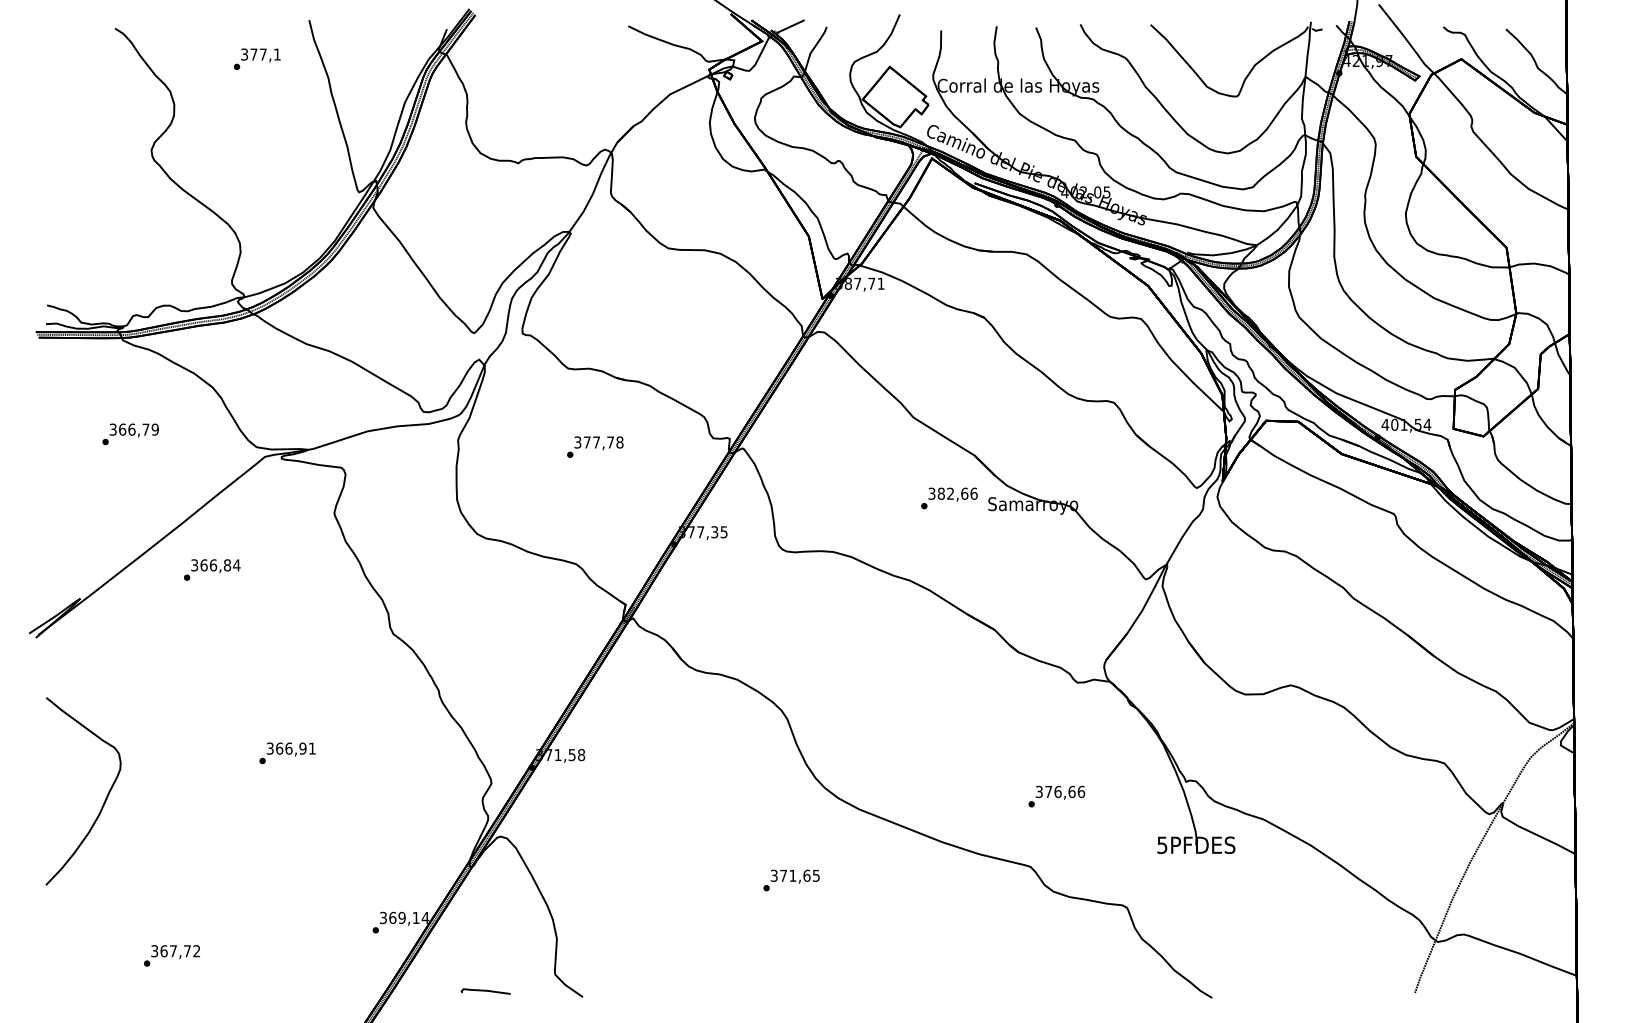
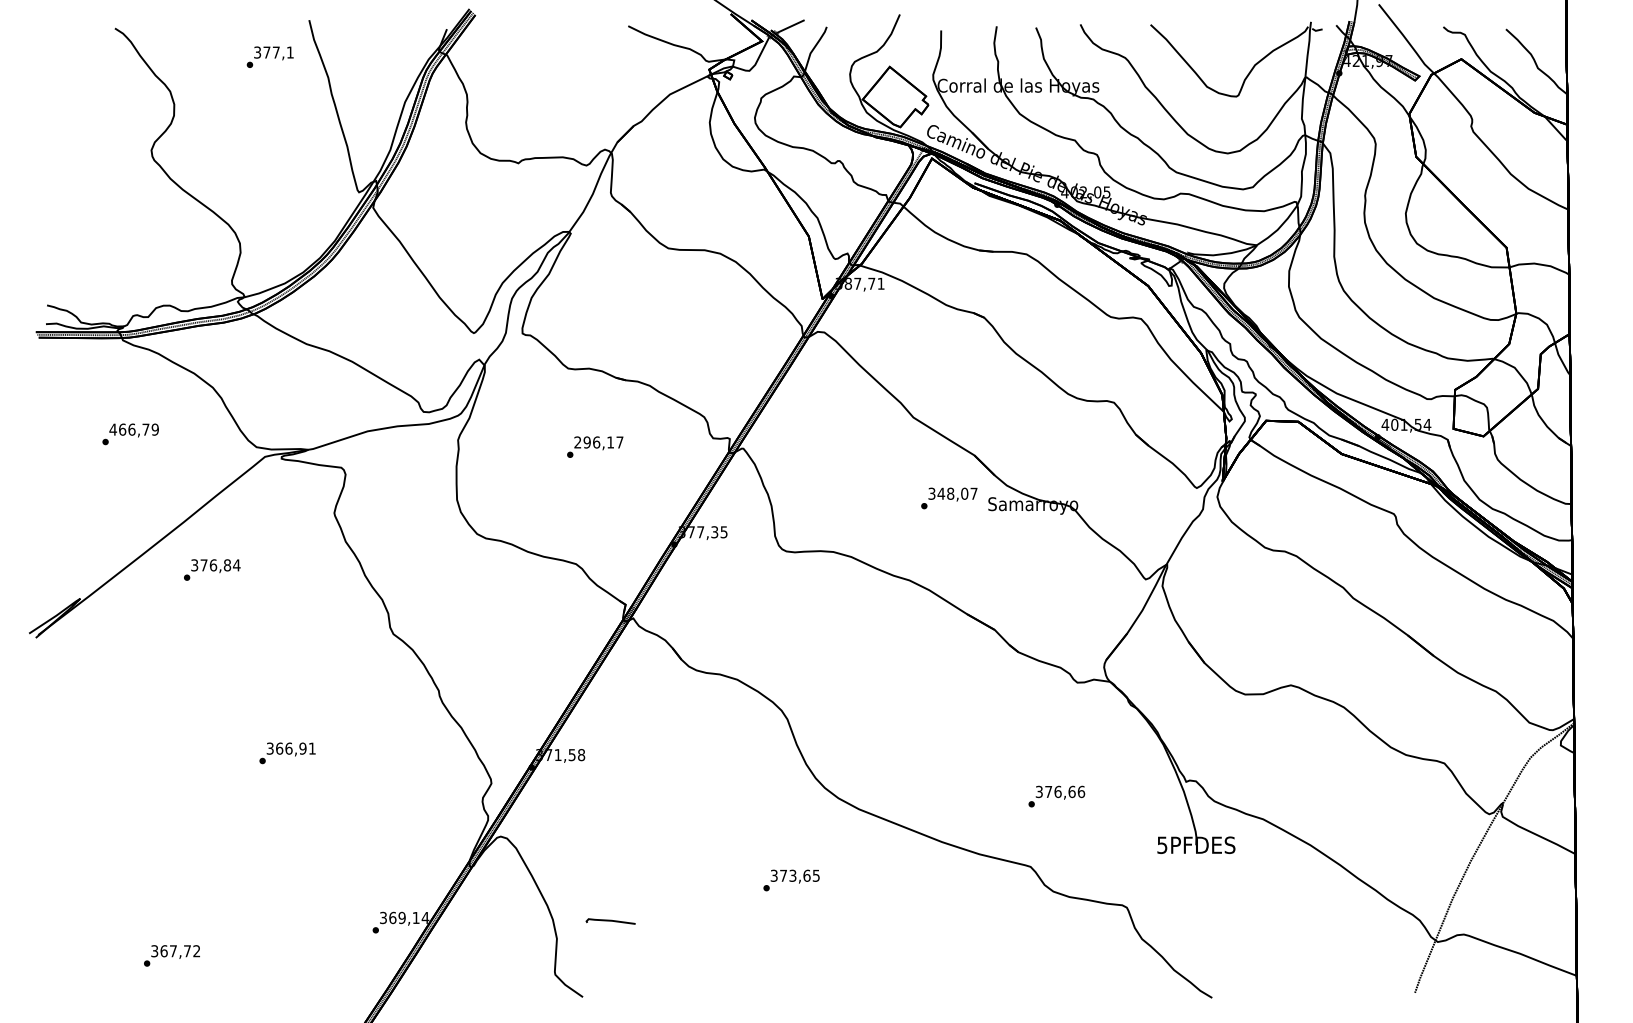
text position: (256, 58) -> (269, 56) (269, 56)
text: 366,79 -> 466,79 (113, 429)
text: 377,78 -> 296,17 (598, 442)
text: 382,66 -> 348,07 (957, 493)
text: 366,84 -> 376,84 (203, 565)
curve: present -> none (103, 802)
text: 371,65 -> 373,65 (792, 875)
curve position: (485, 991) -> (610, 921) (610, 921)
